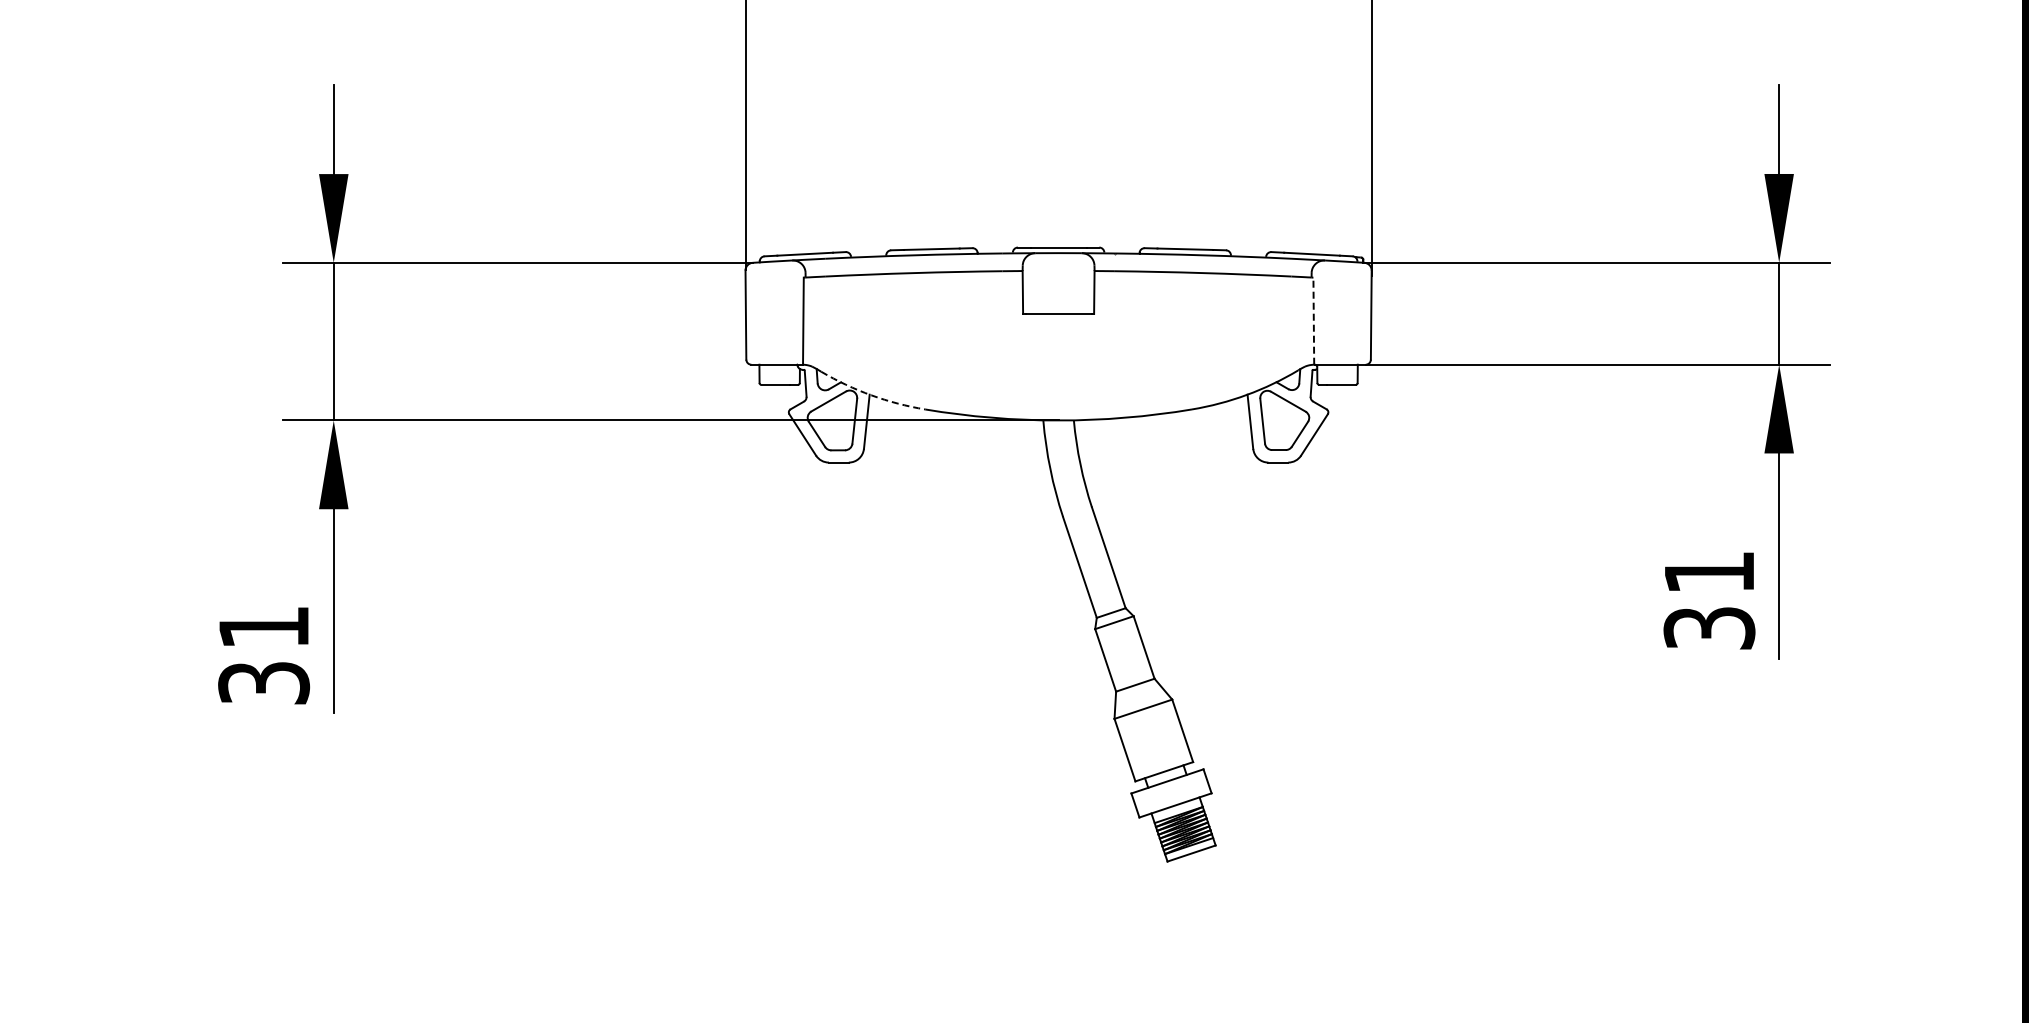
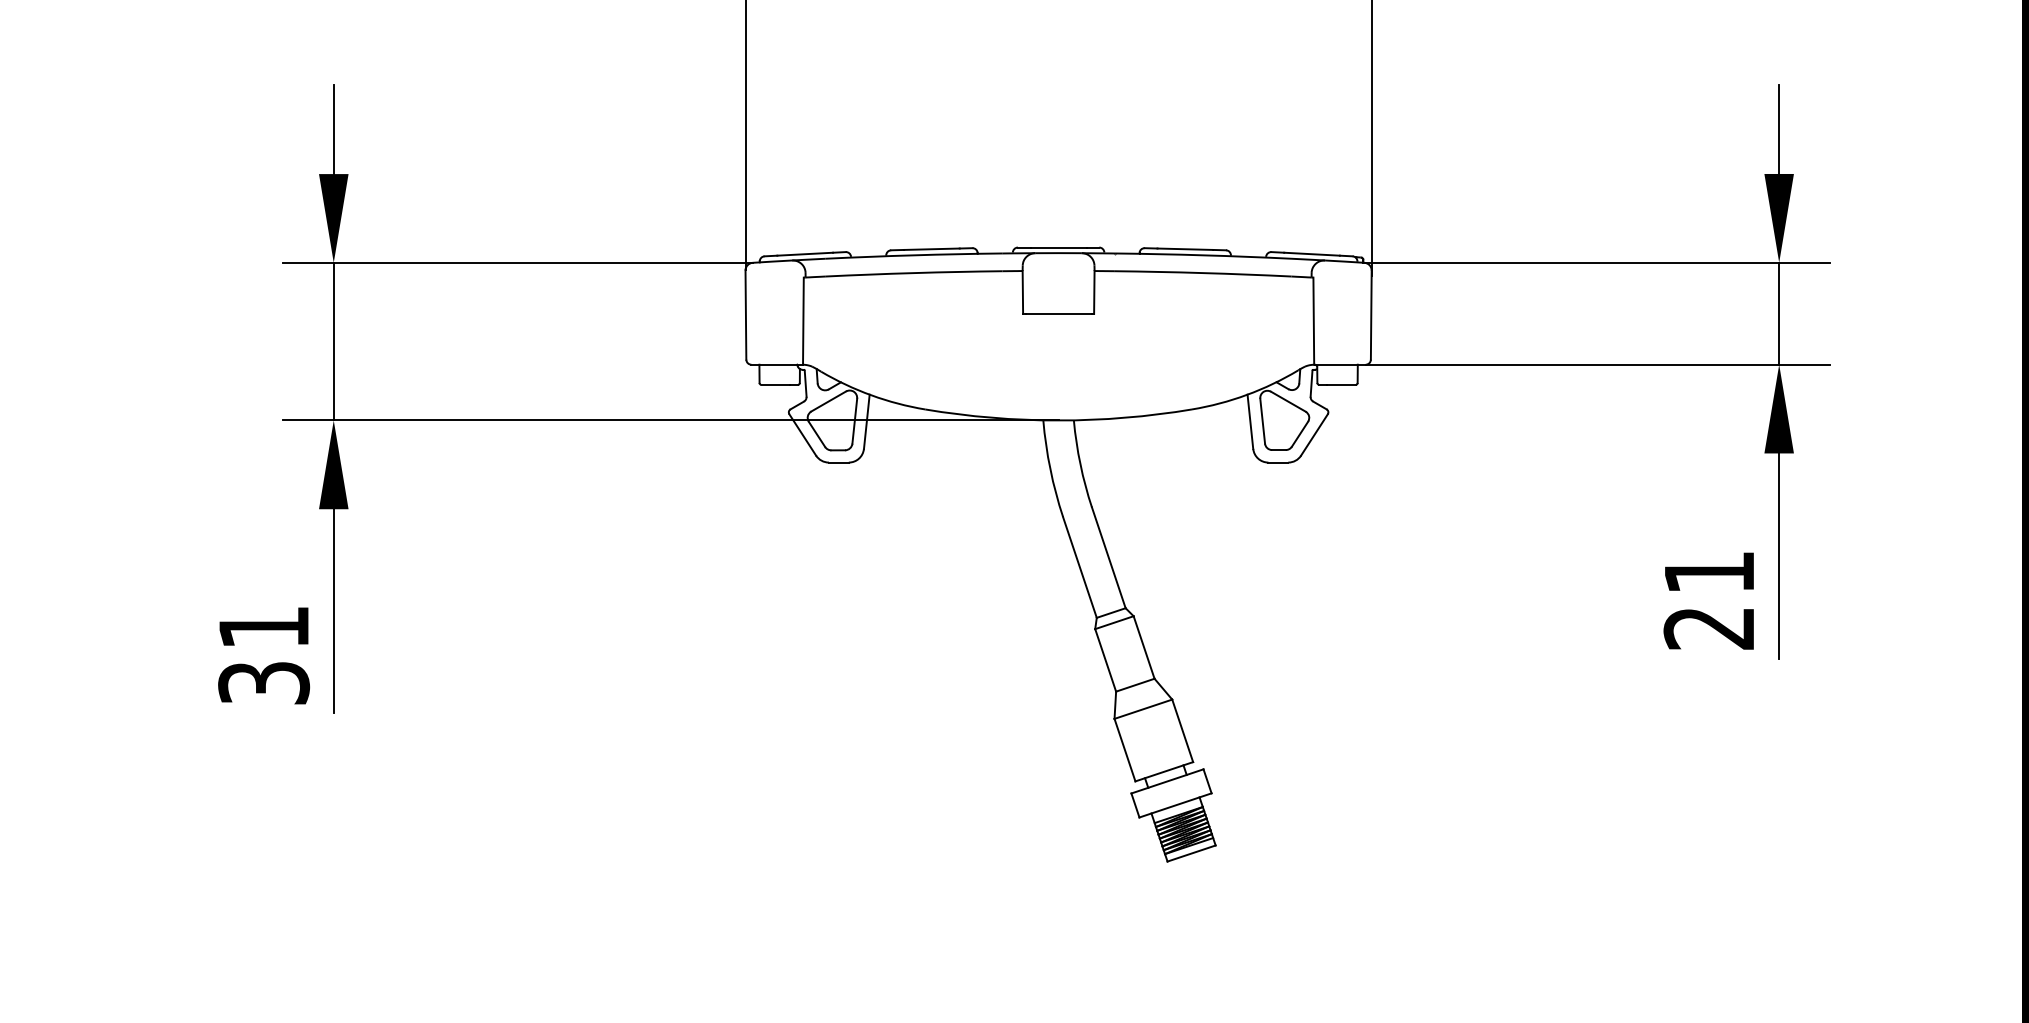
line: dashed -> solid (1313, 321)
arc: dashed -> solid (871, 395)
text: 31 -> 21 (1709, 628)
